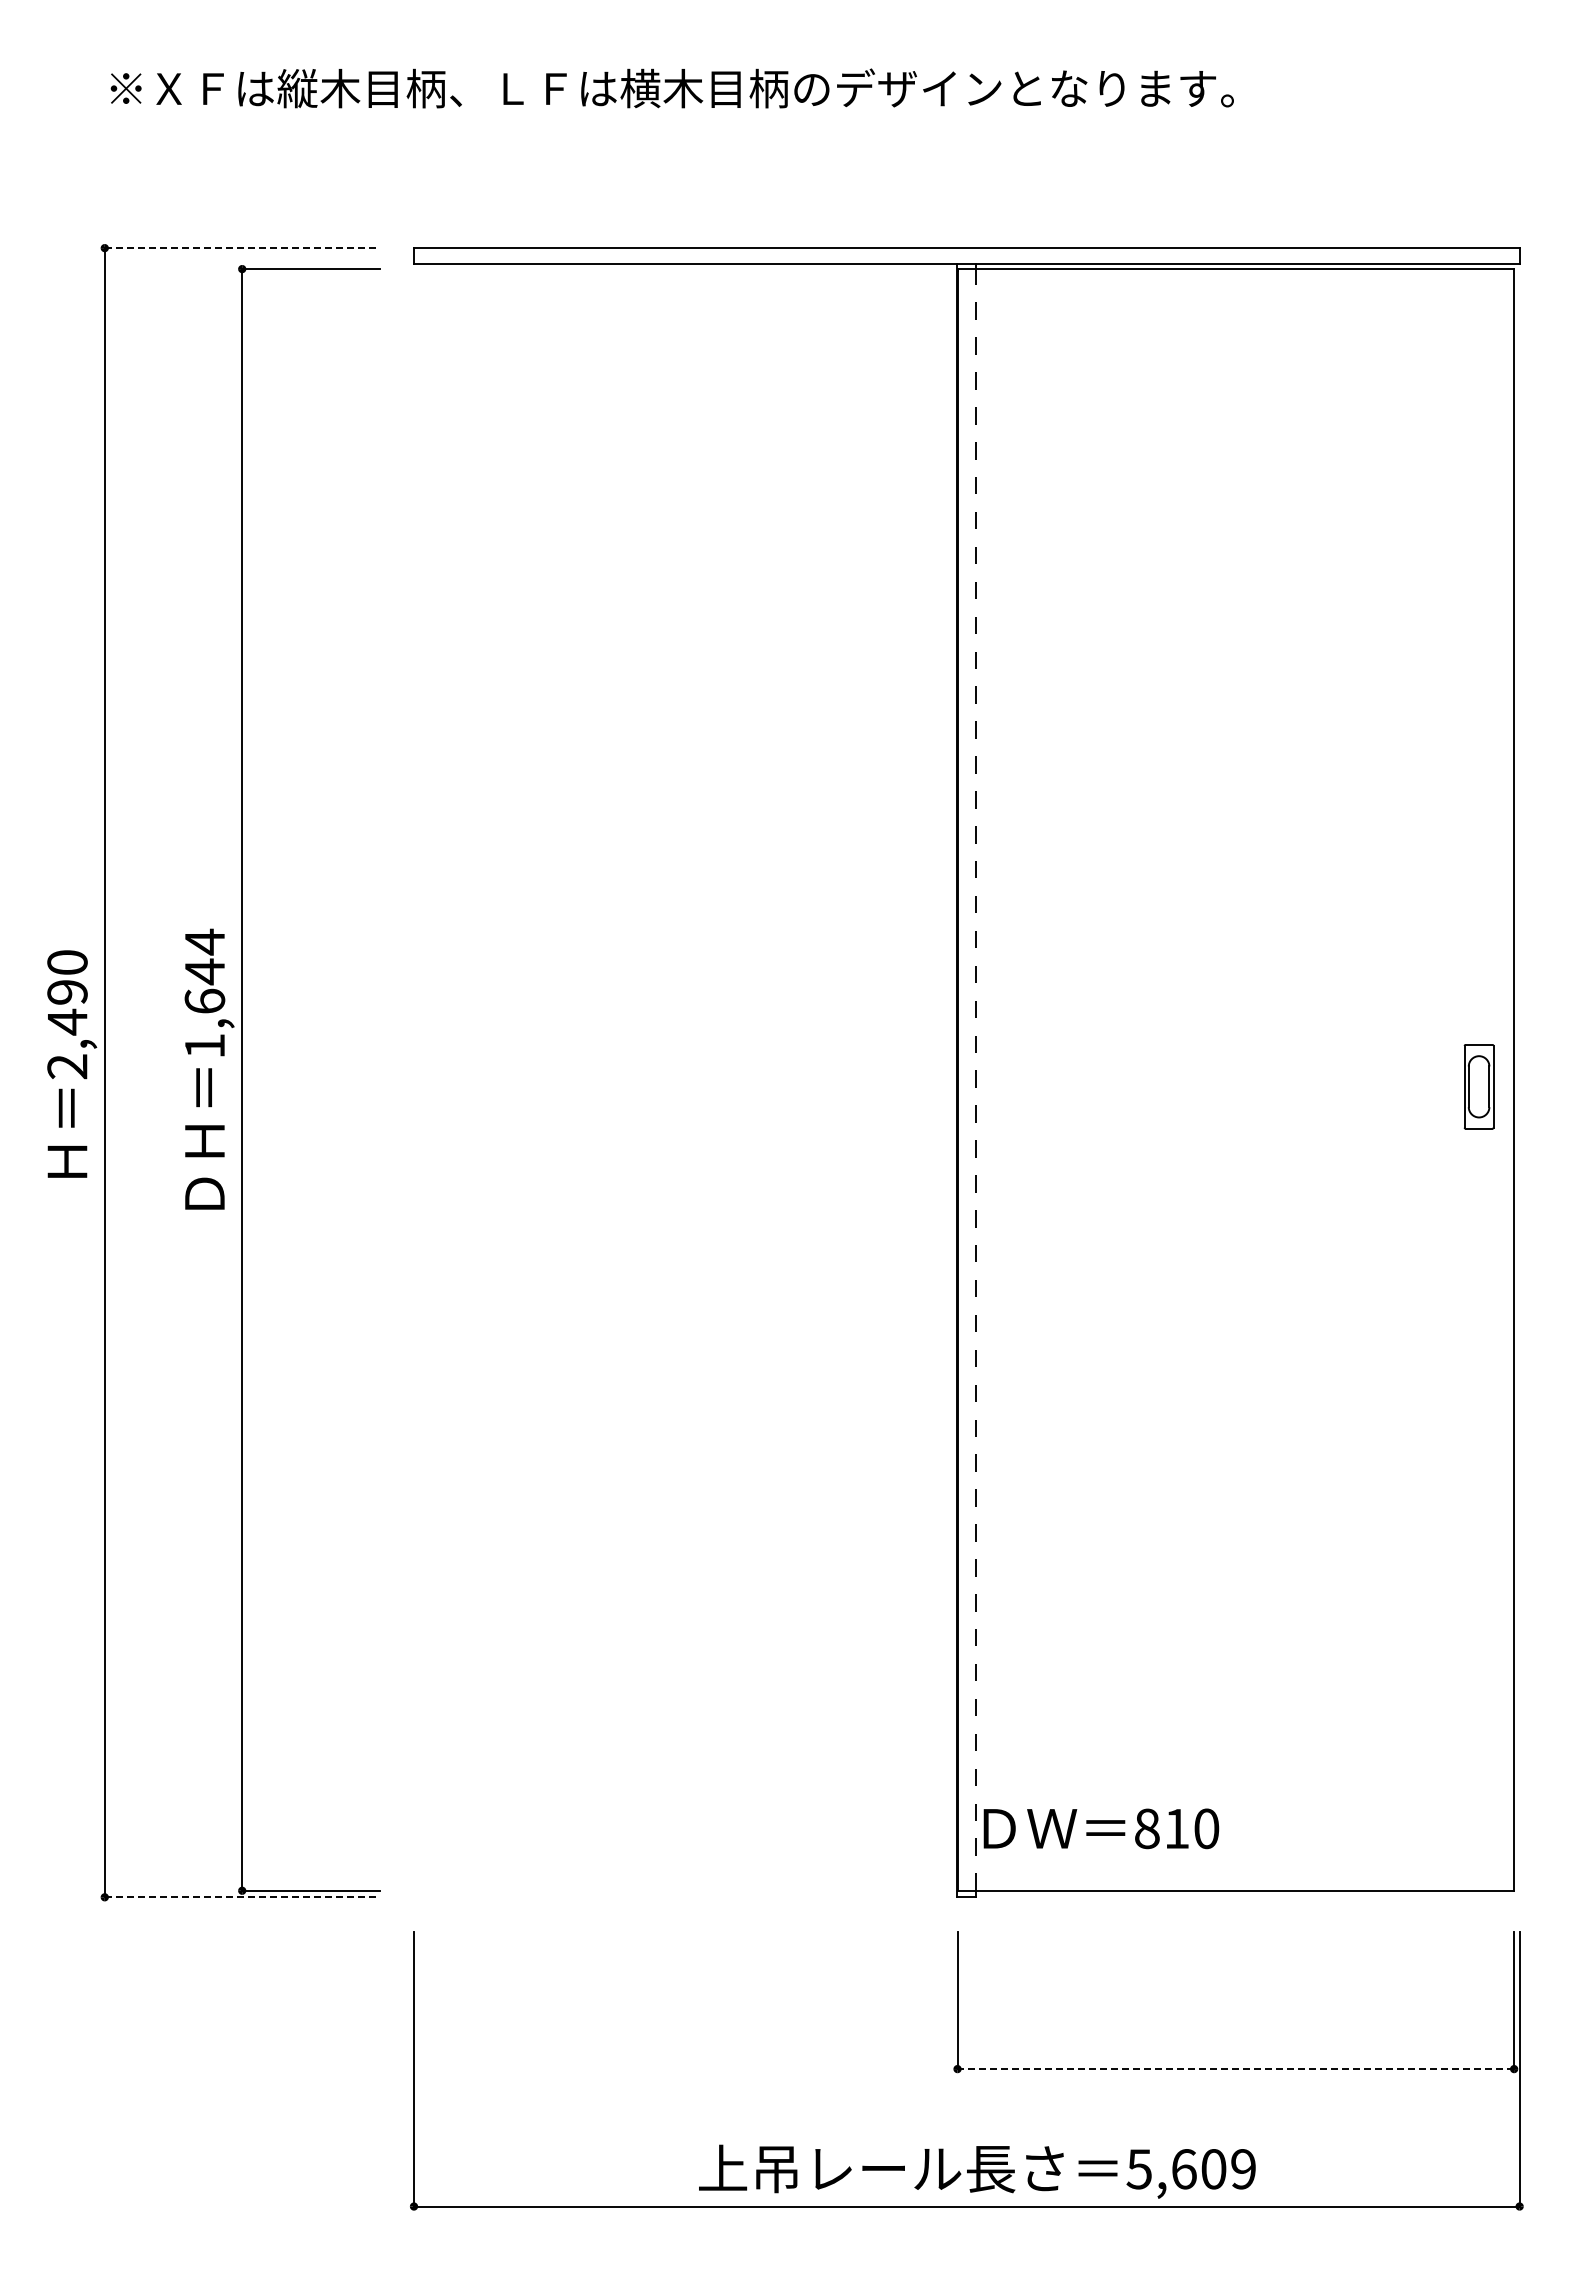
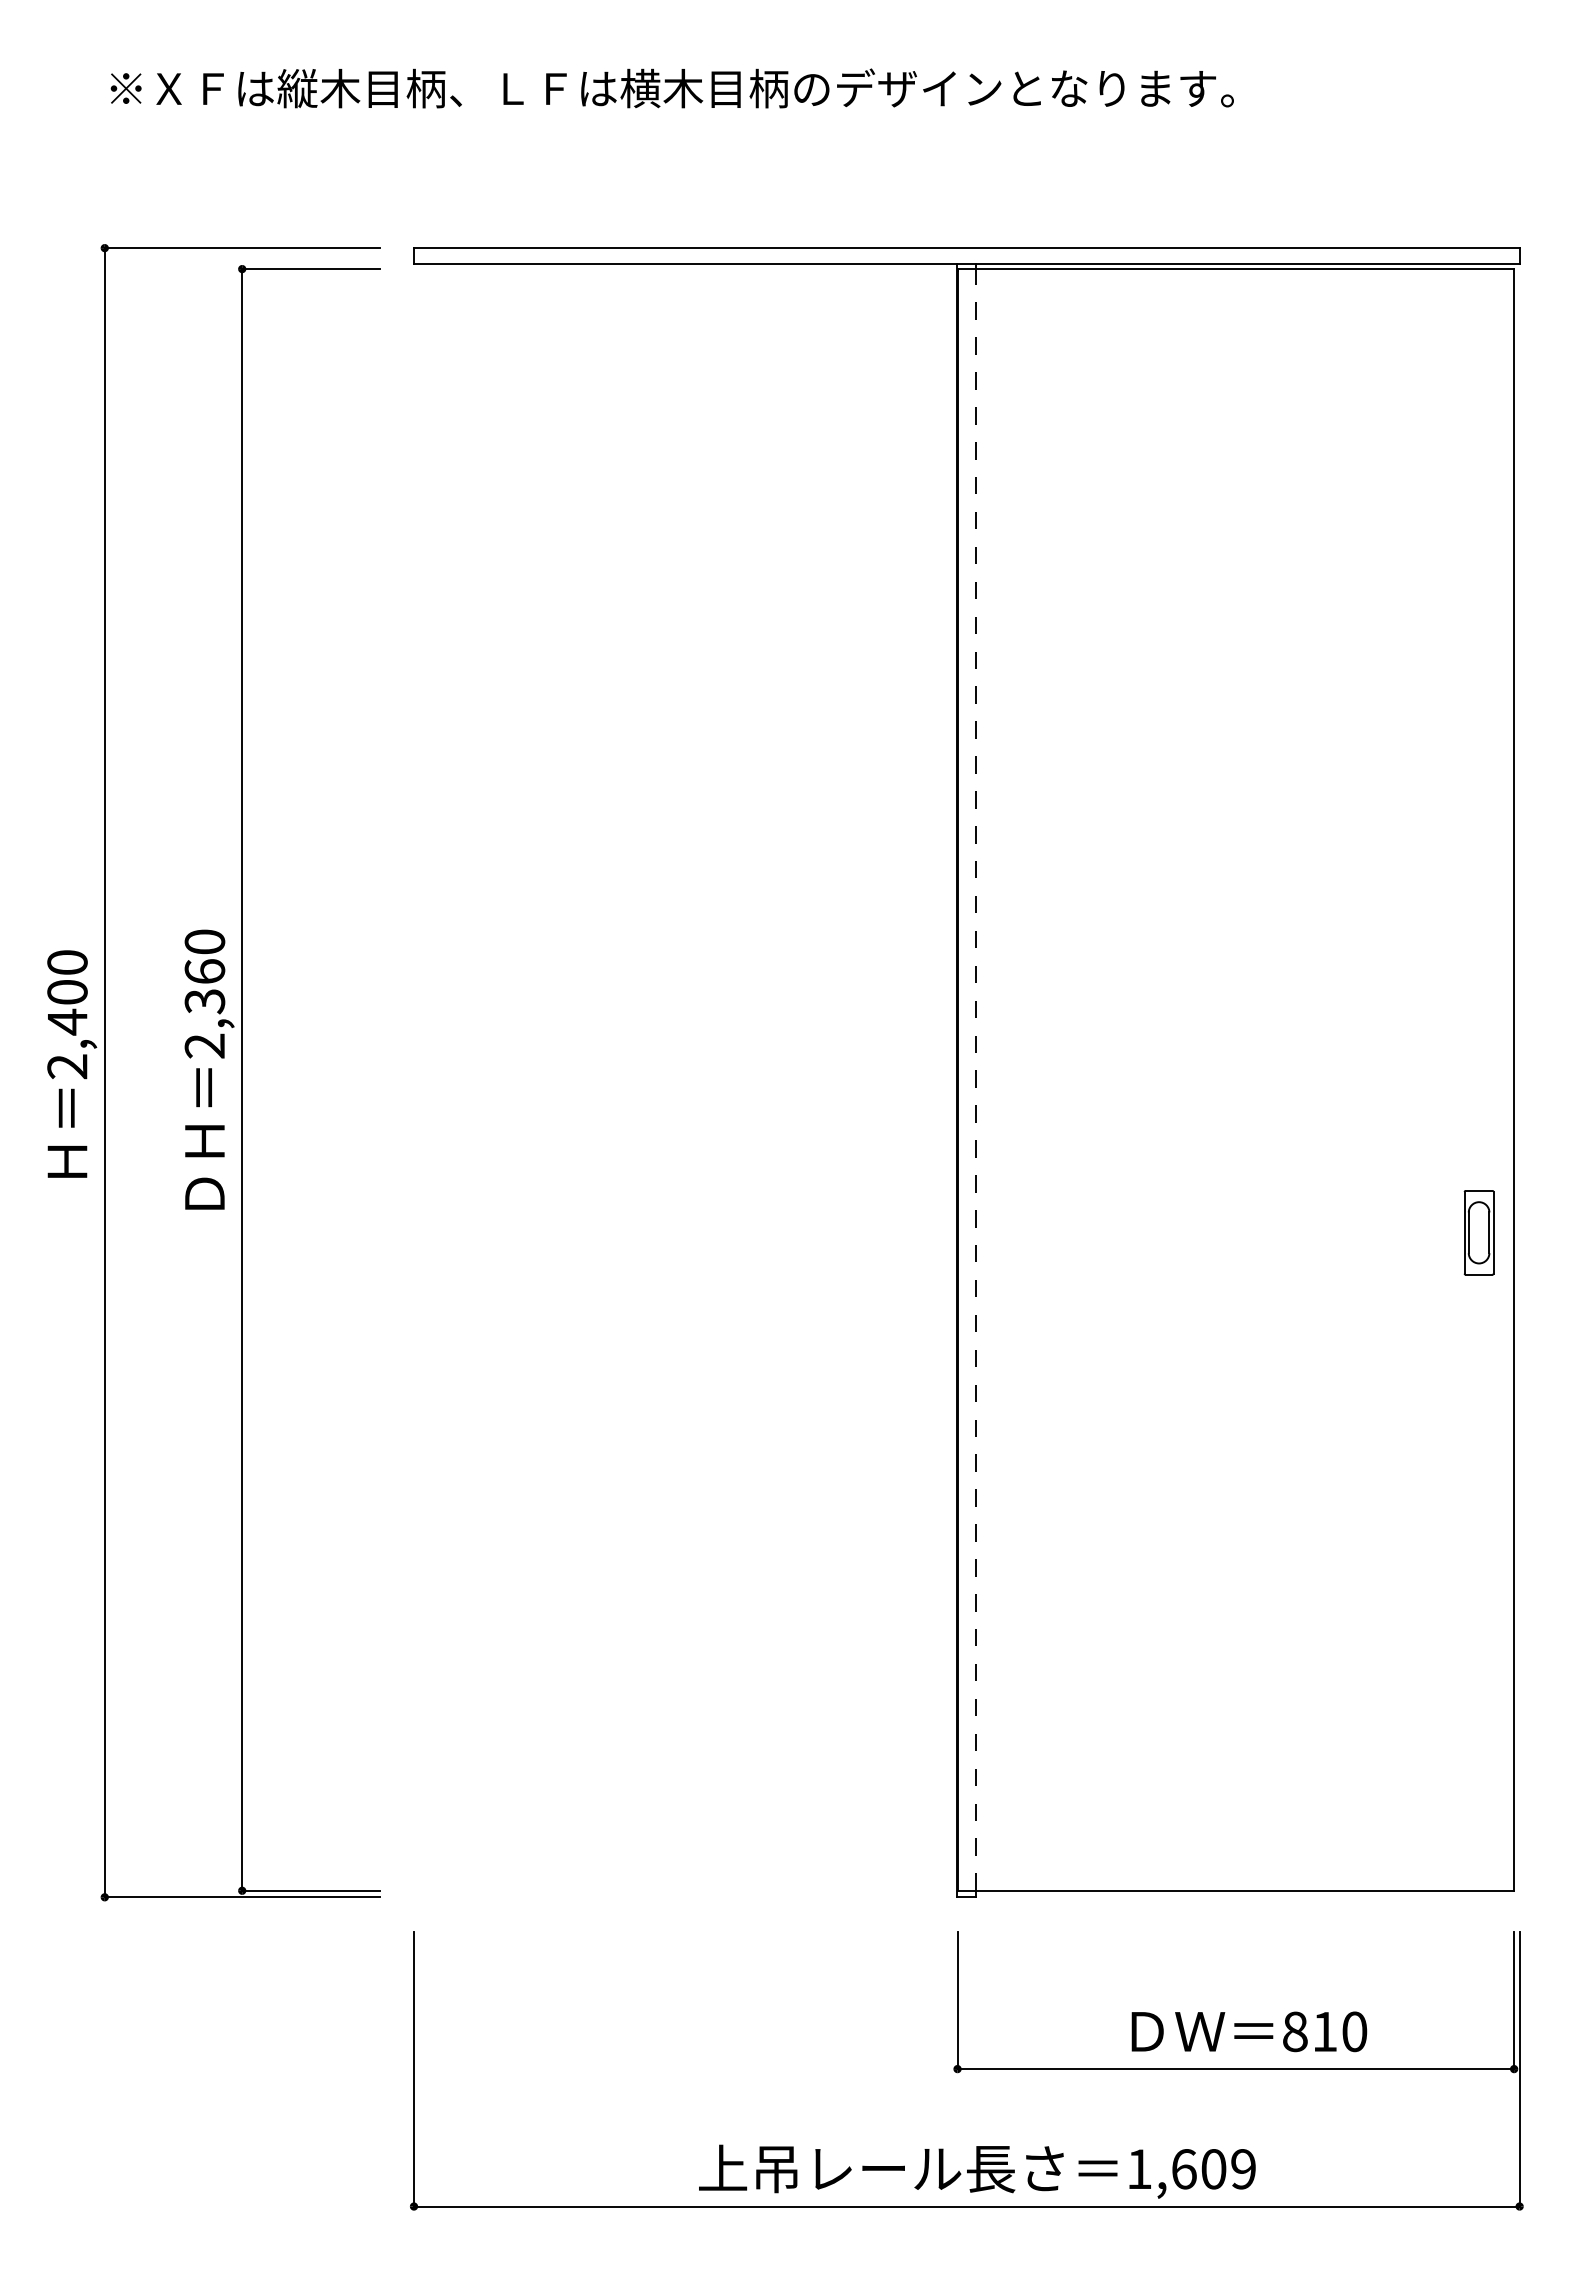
line: dashed -> solid (242, 248)
text: 2,490 -> 2,400 (67, 992)
text: 1,644 -> 2,360 (204, 993)
part position: (1478, 1086) -> (1478, 1232) (1478, 1232)
text position: (1101, 1828) -> (1249, 2031) (1249, 2031)
line: dashed -> solid (242, 1897)
line: dashed -> solid (1235, 2069)
text: 5,609 -> 1,609 (1138, 2169)
